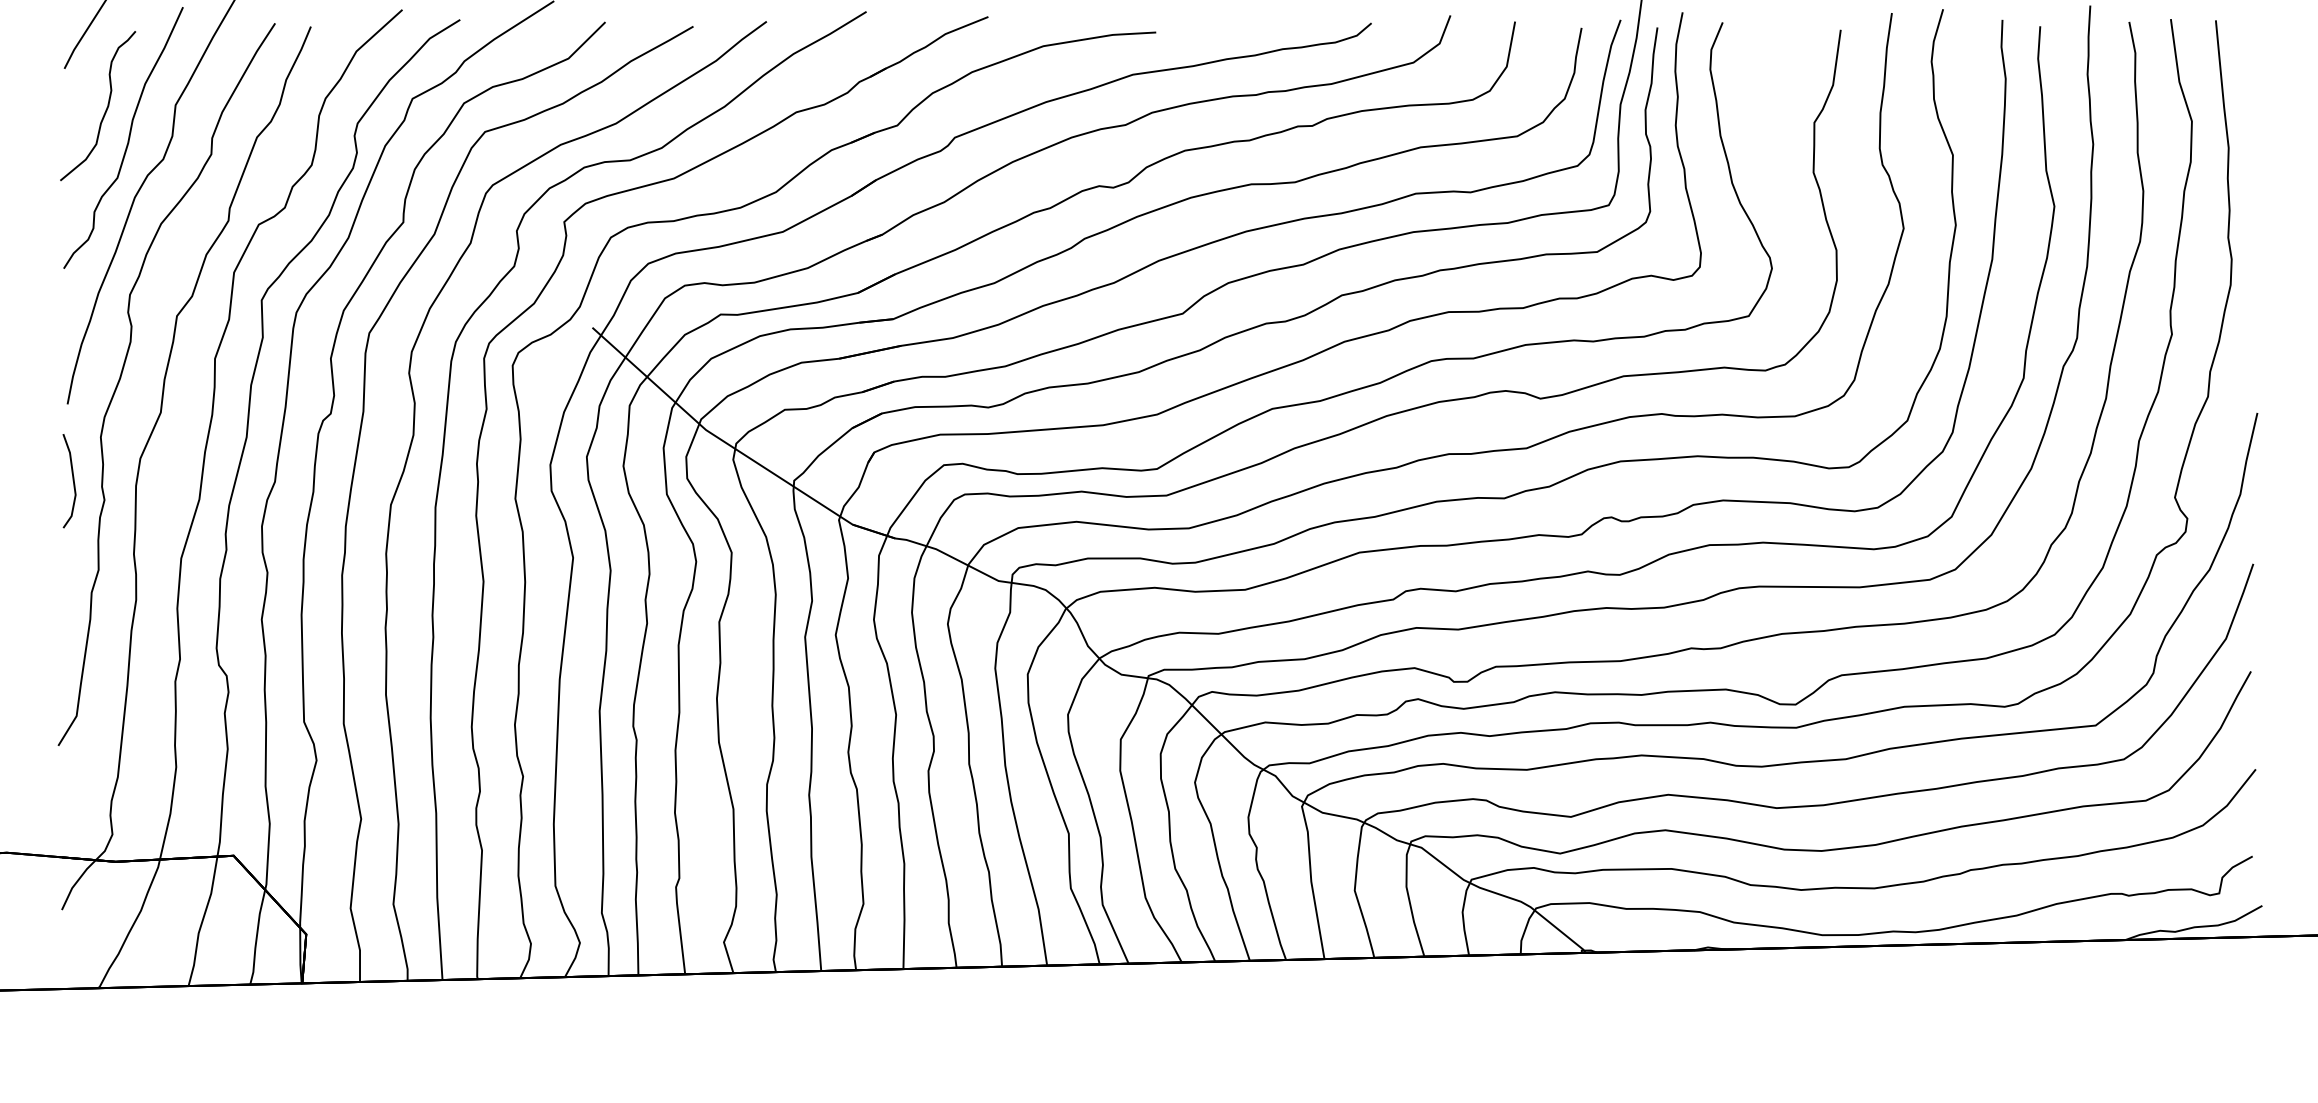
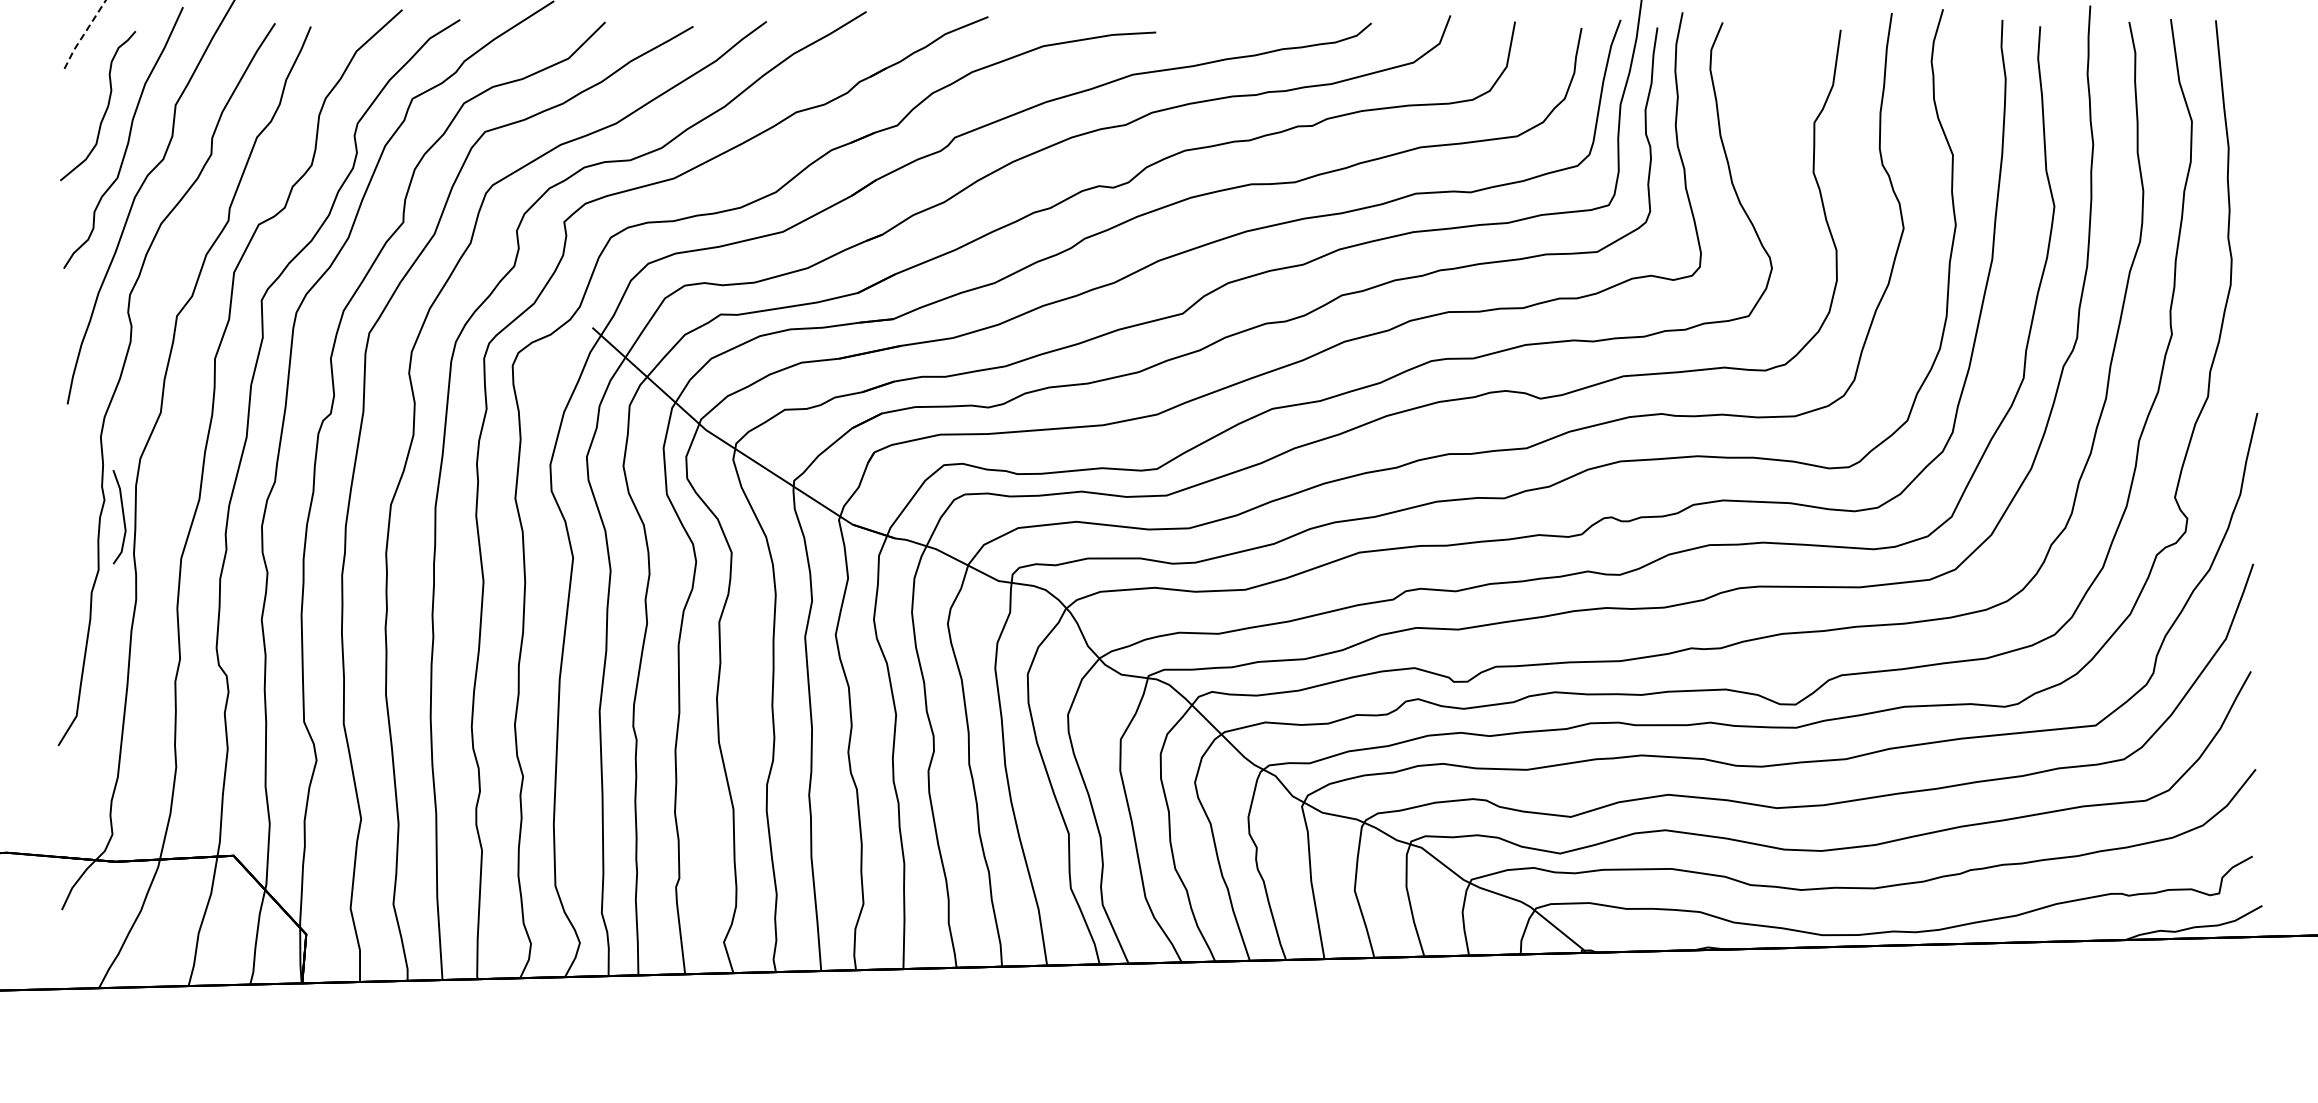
line: solid -> dashed (84, 34)
line position: (72, 480) -> (122, 516) (122, 516)
